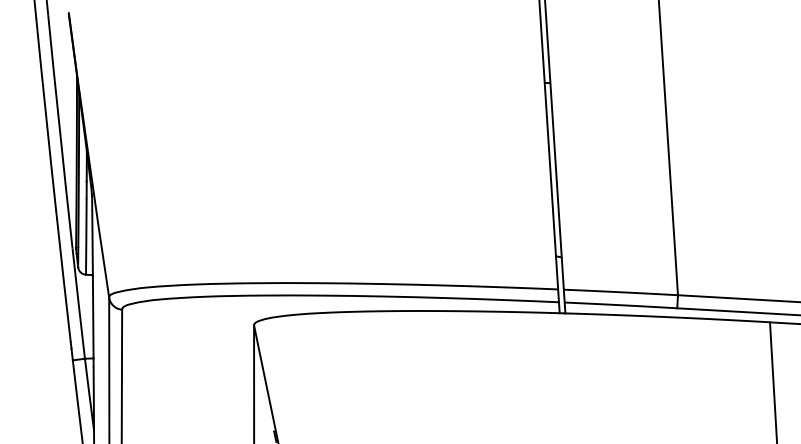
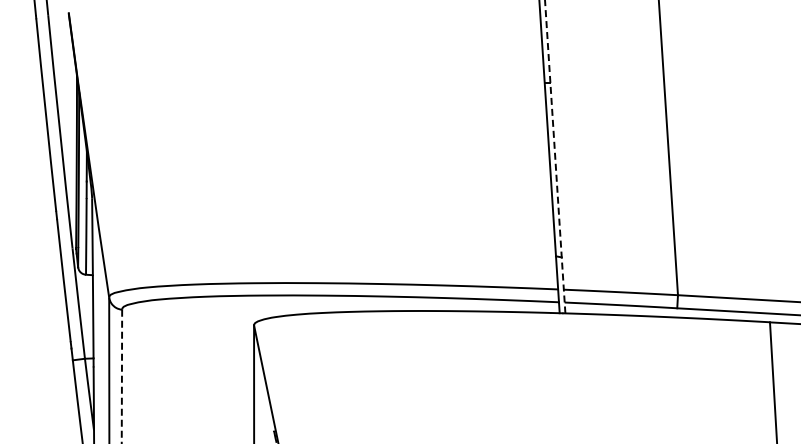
line: solid -> dashed (555, 157)
line: solid -> dashed (121, 376)
